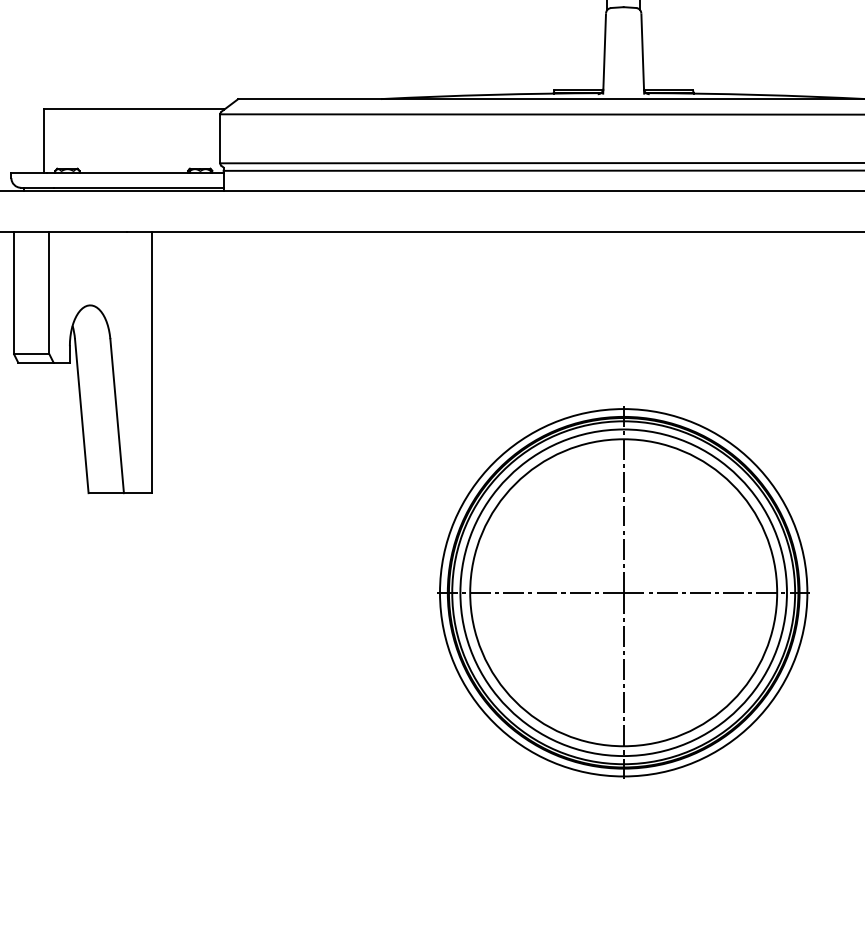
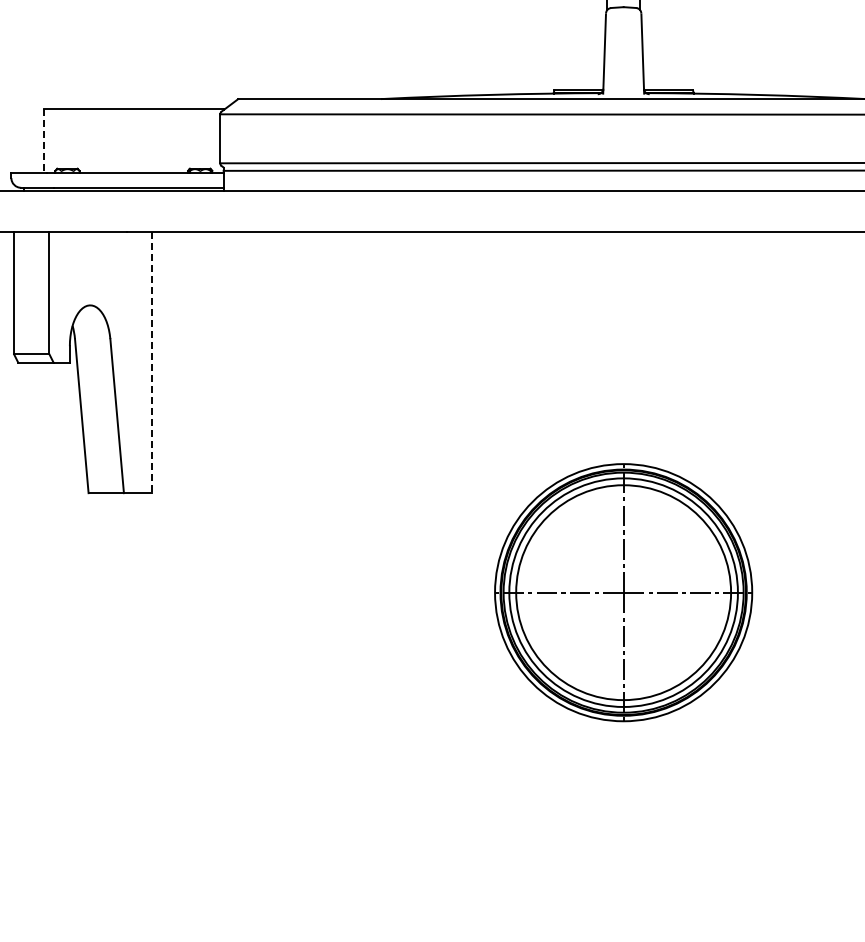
line: solid -> dashed (44, 141)
line: solid -> dashed (151, 362)
part size: 373x373 px -> 260x260 px (623, 592)
